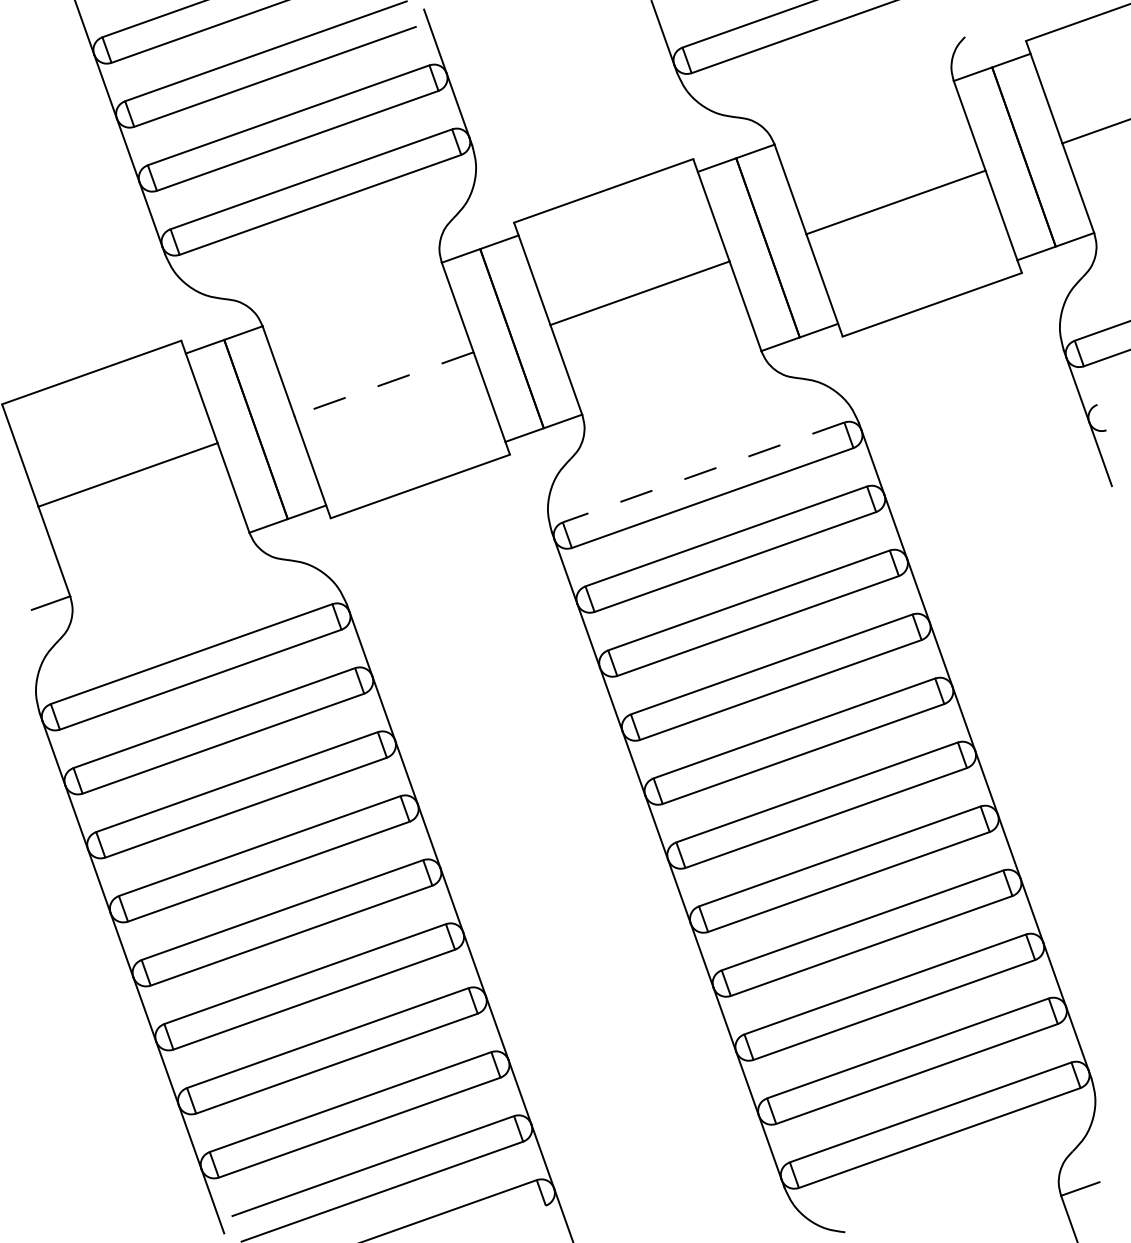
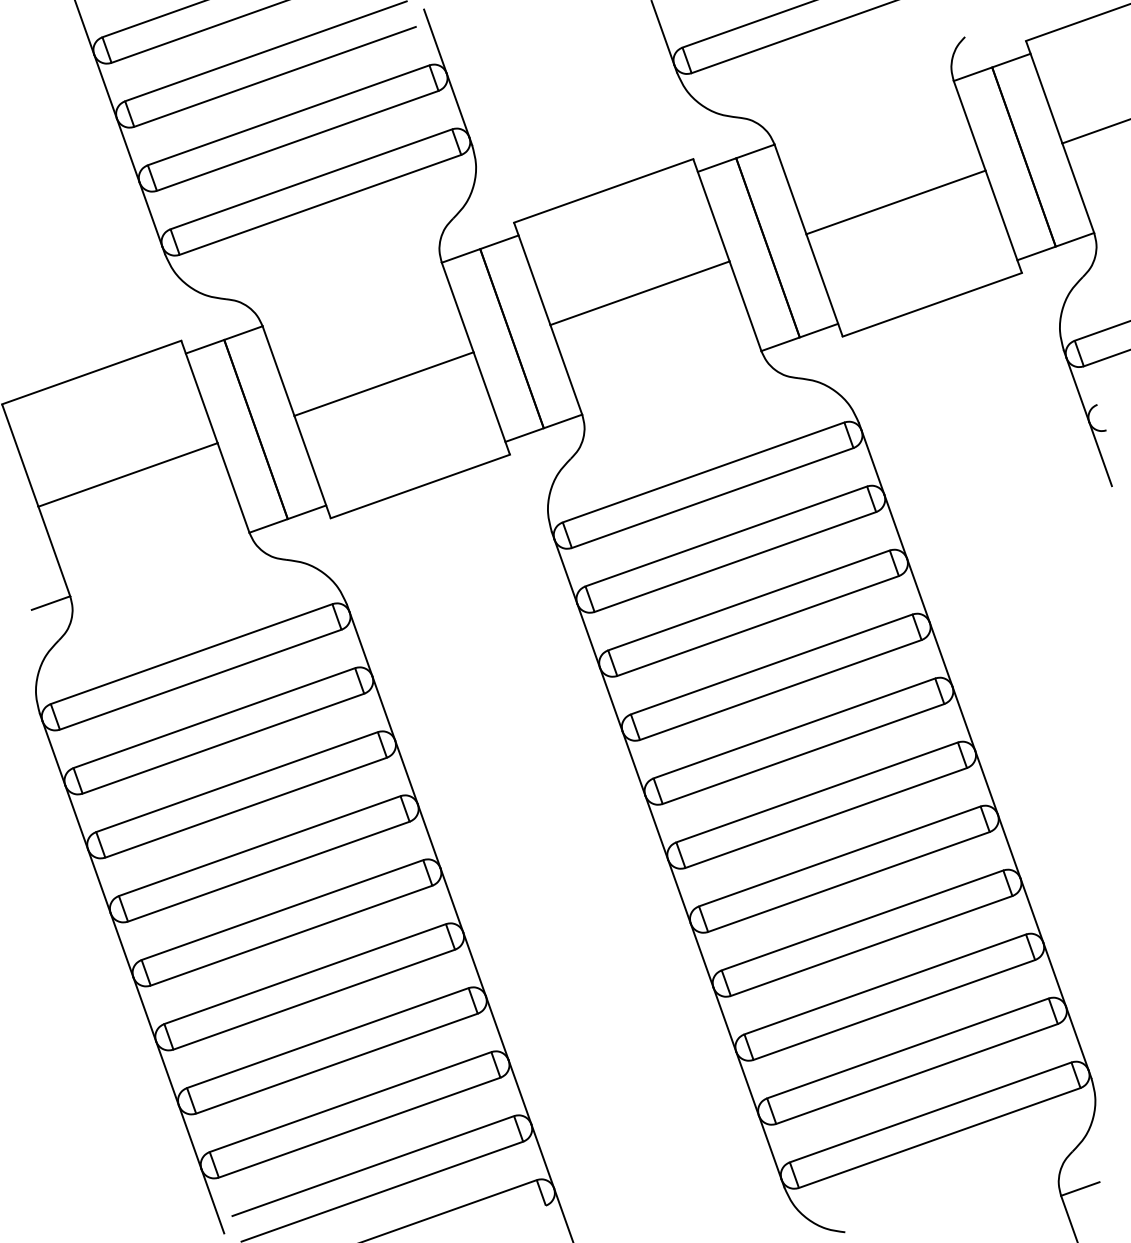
line: dashed -> solid (383, 384)
line: dashed -> solid (703, 472)
